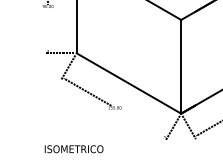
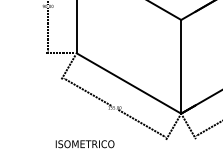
line: none -> present (48, 29)
line: none -> present (140, 122)
text position: (73, 149) -> (84, 144) (84, 144)
